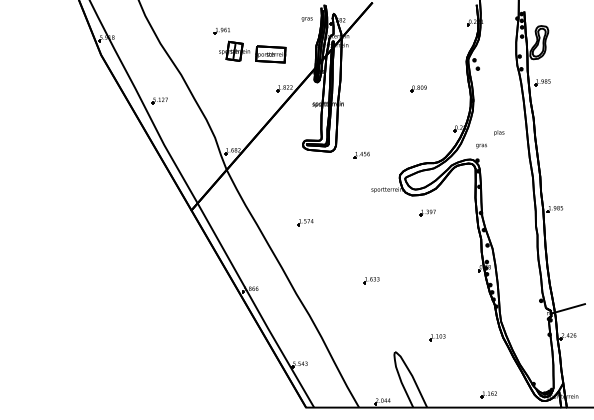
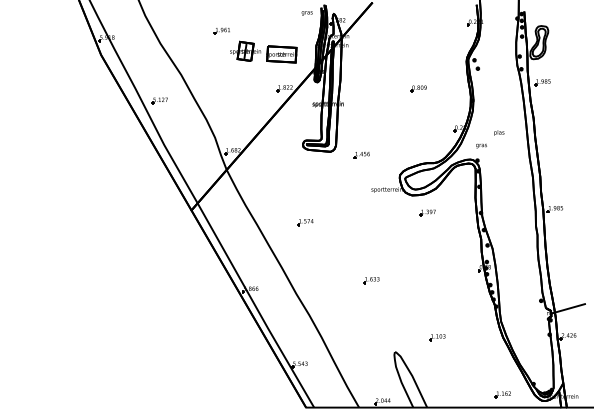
text position: (306, 19) -> (306, 13) (306, 13)
part position: (252, 51) -> (263, 51) (263, 51)
part position: (488, 394) -> (502, 394) (502, 394)
